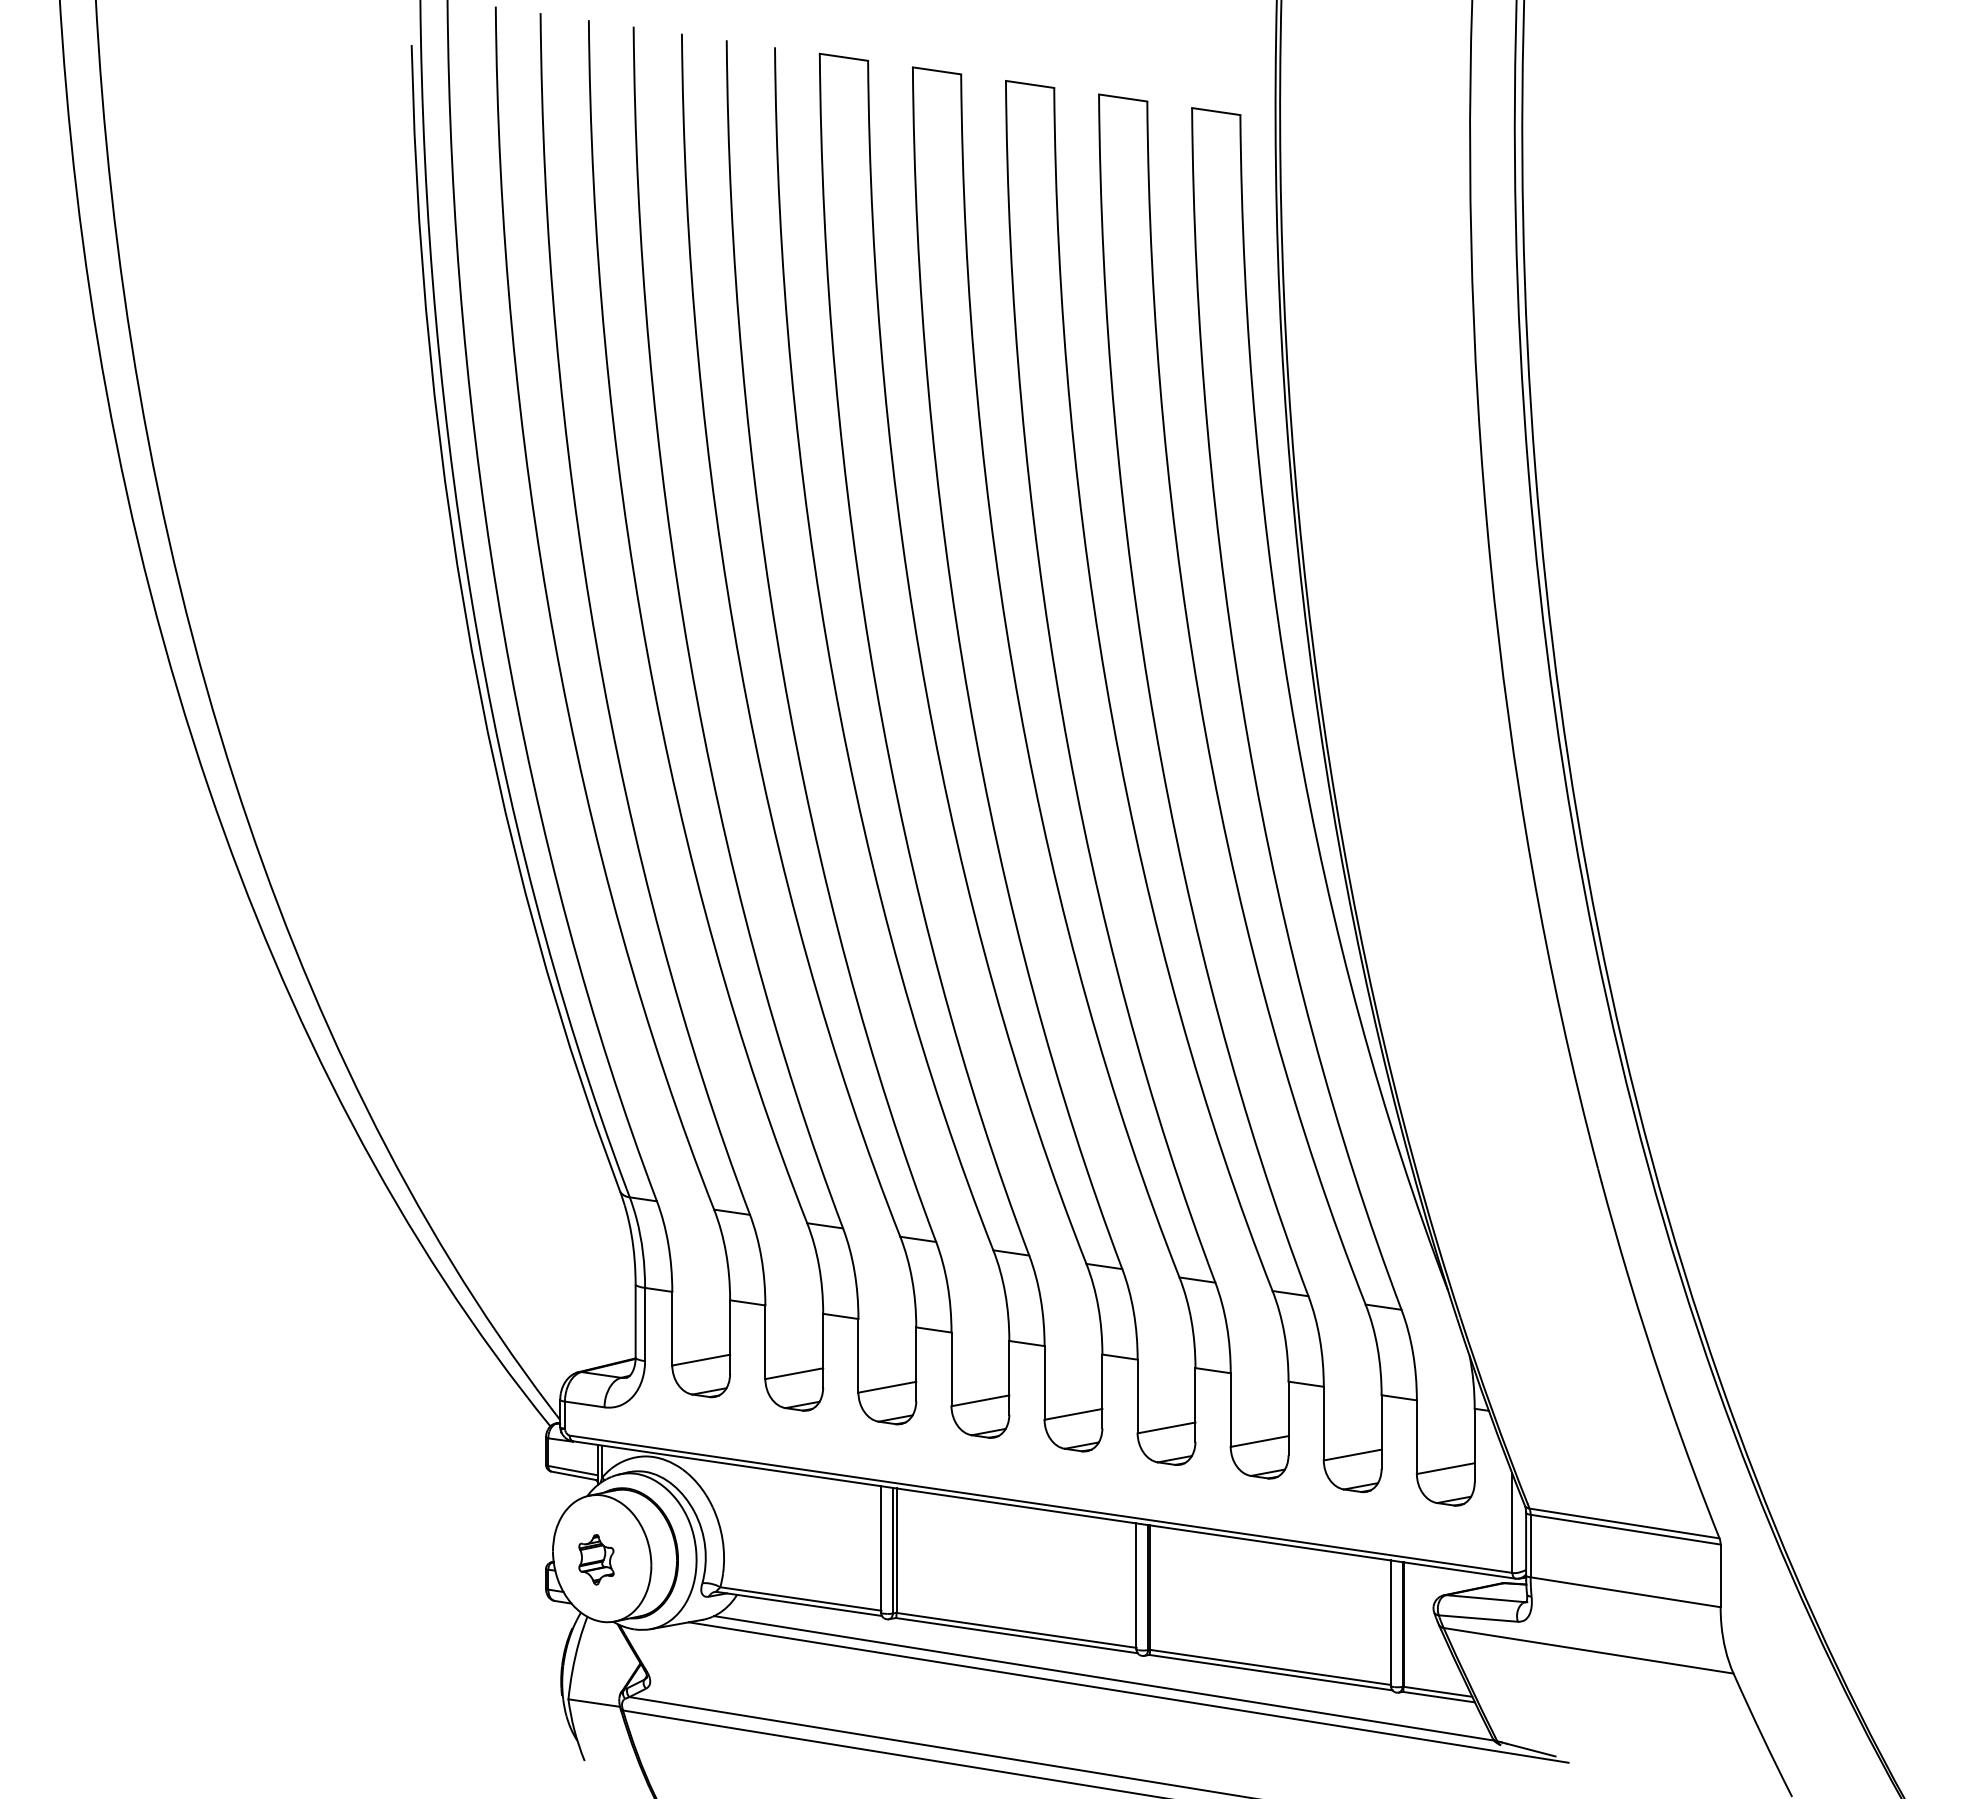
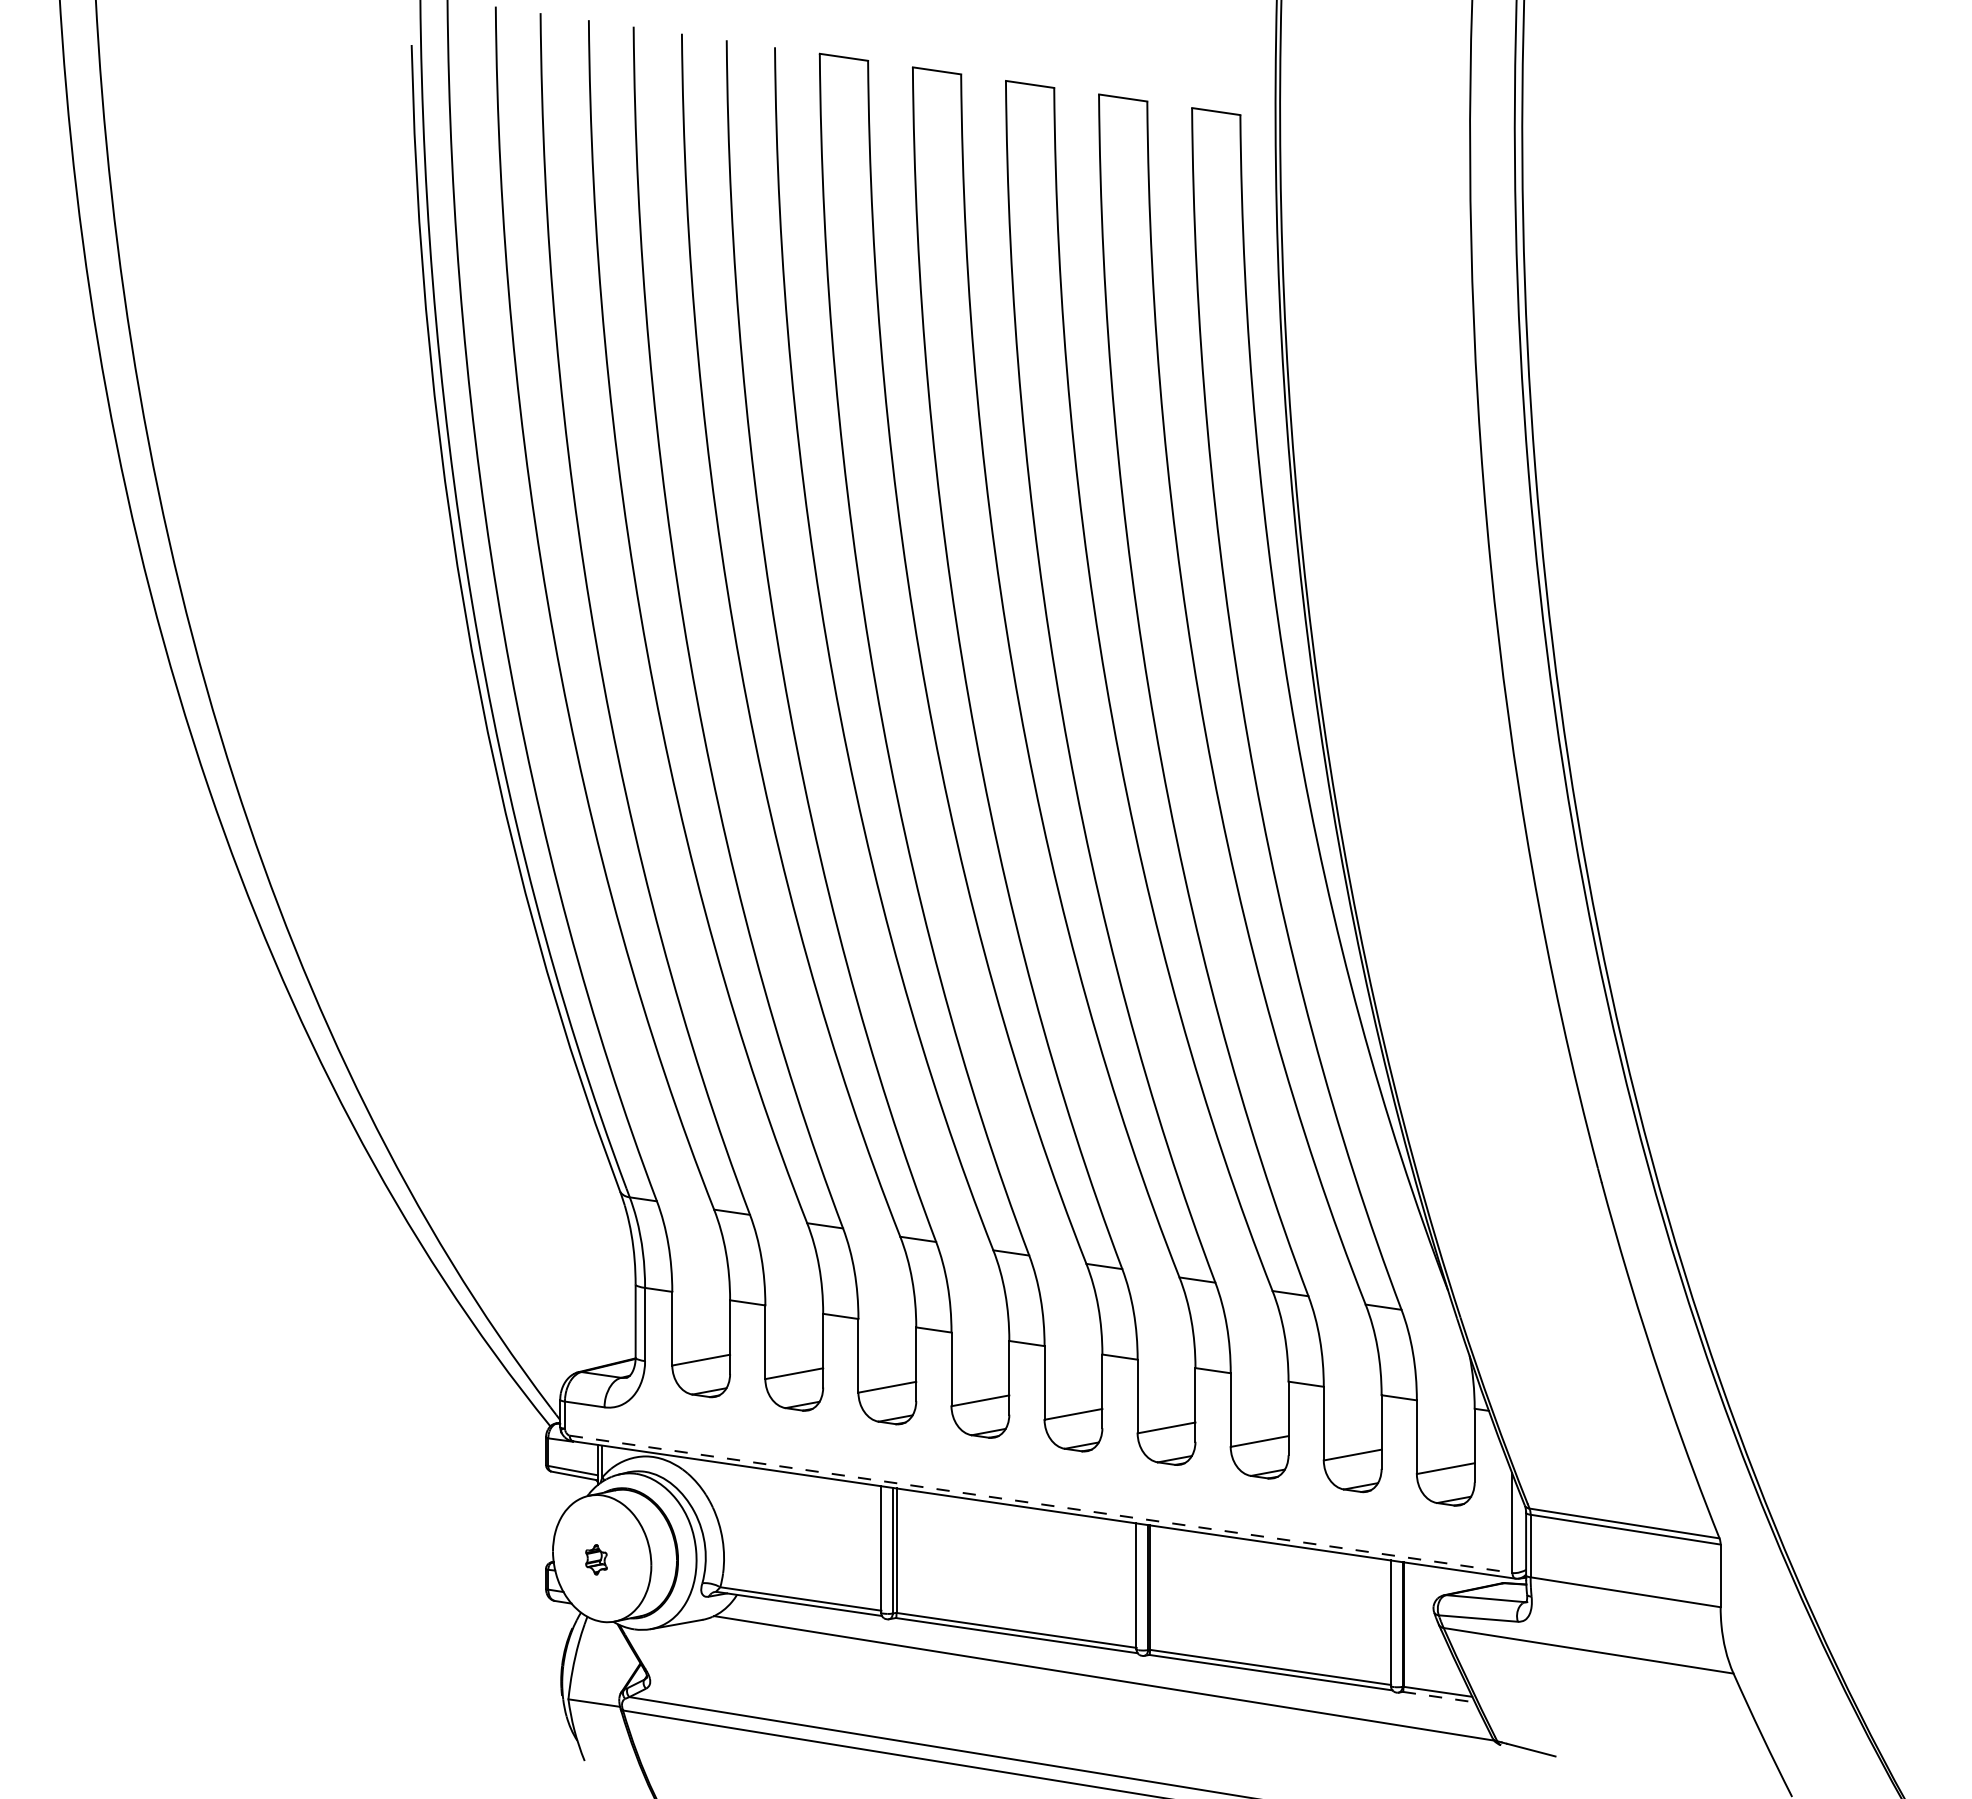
line: solid -> dashed (1041, 1504)
part size: 37x52 px -> 23x32 px (596, 1559)
line: present -> none (1128, 1692)
line: solid -> dashed (1439, 1697)
